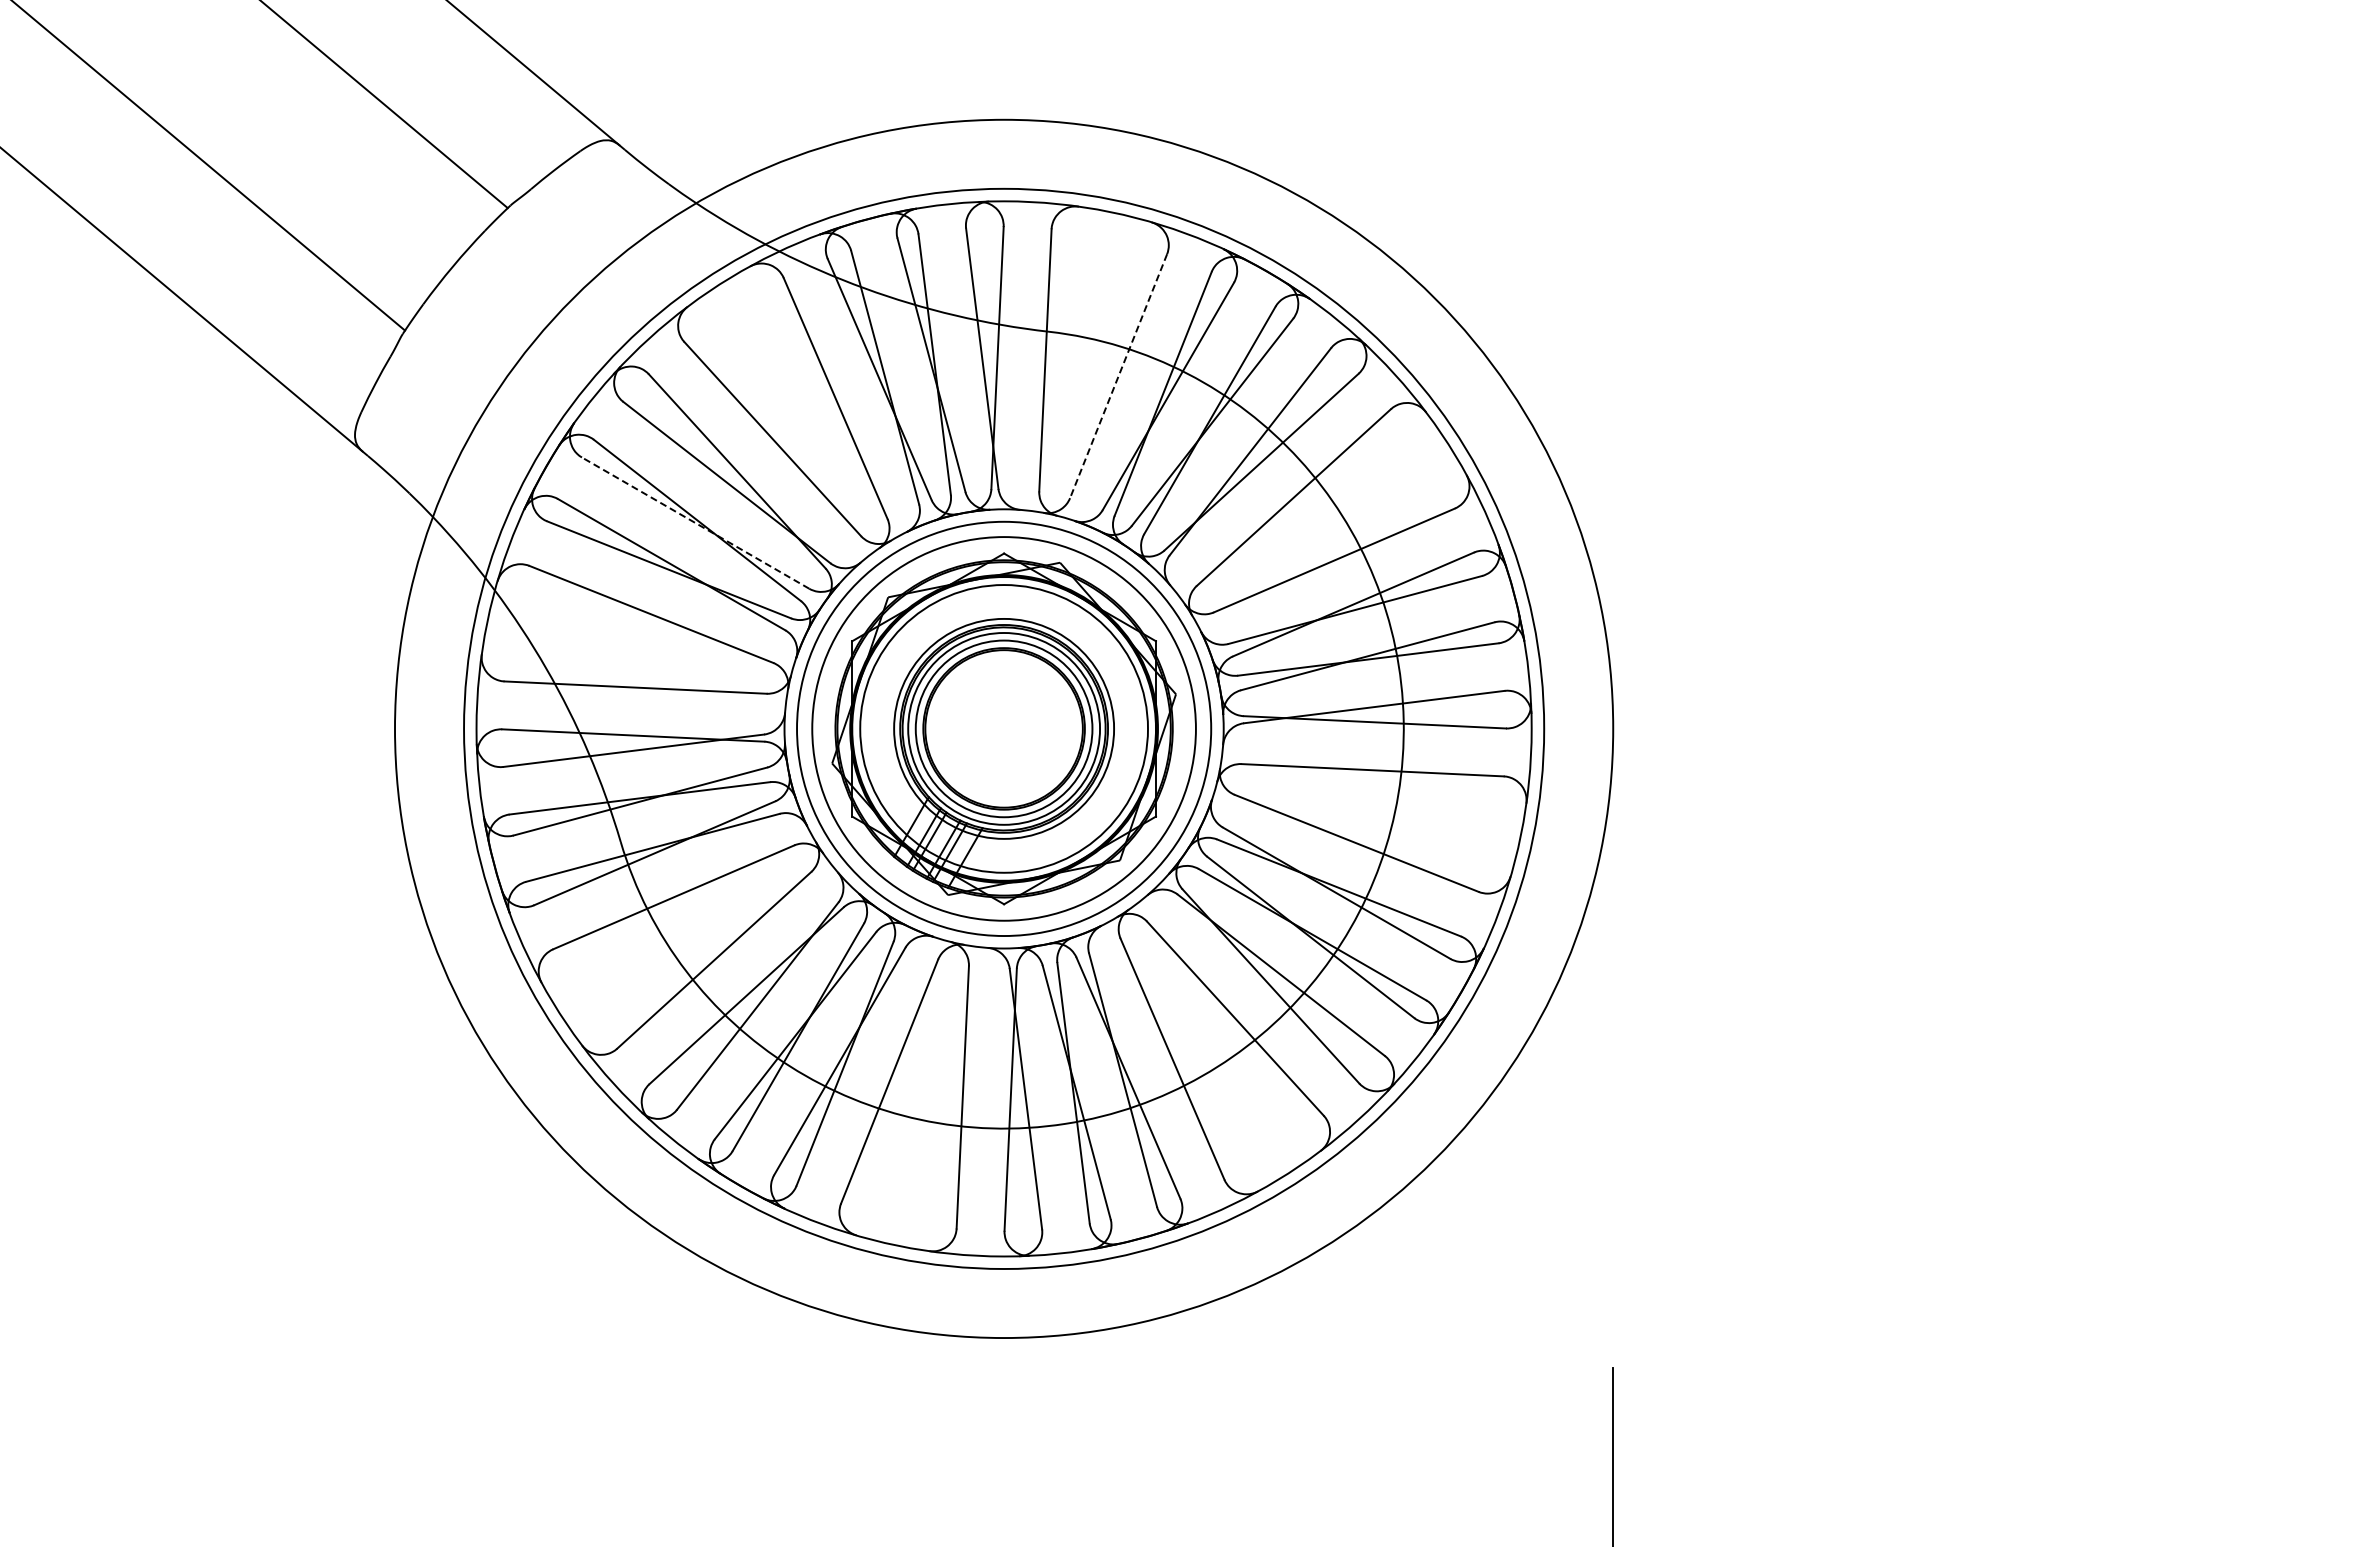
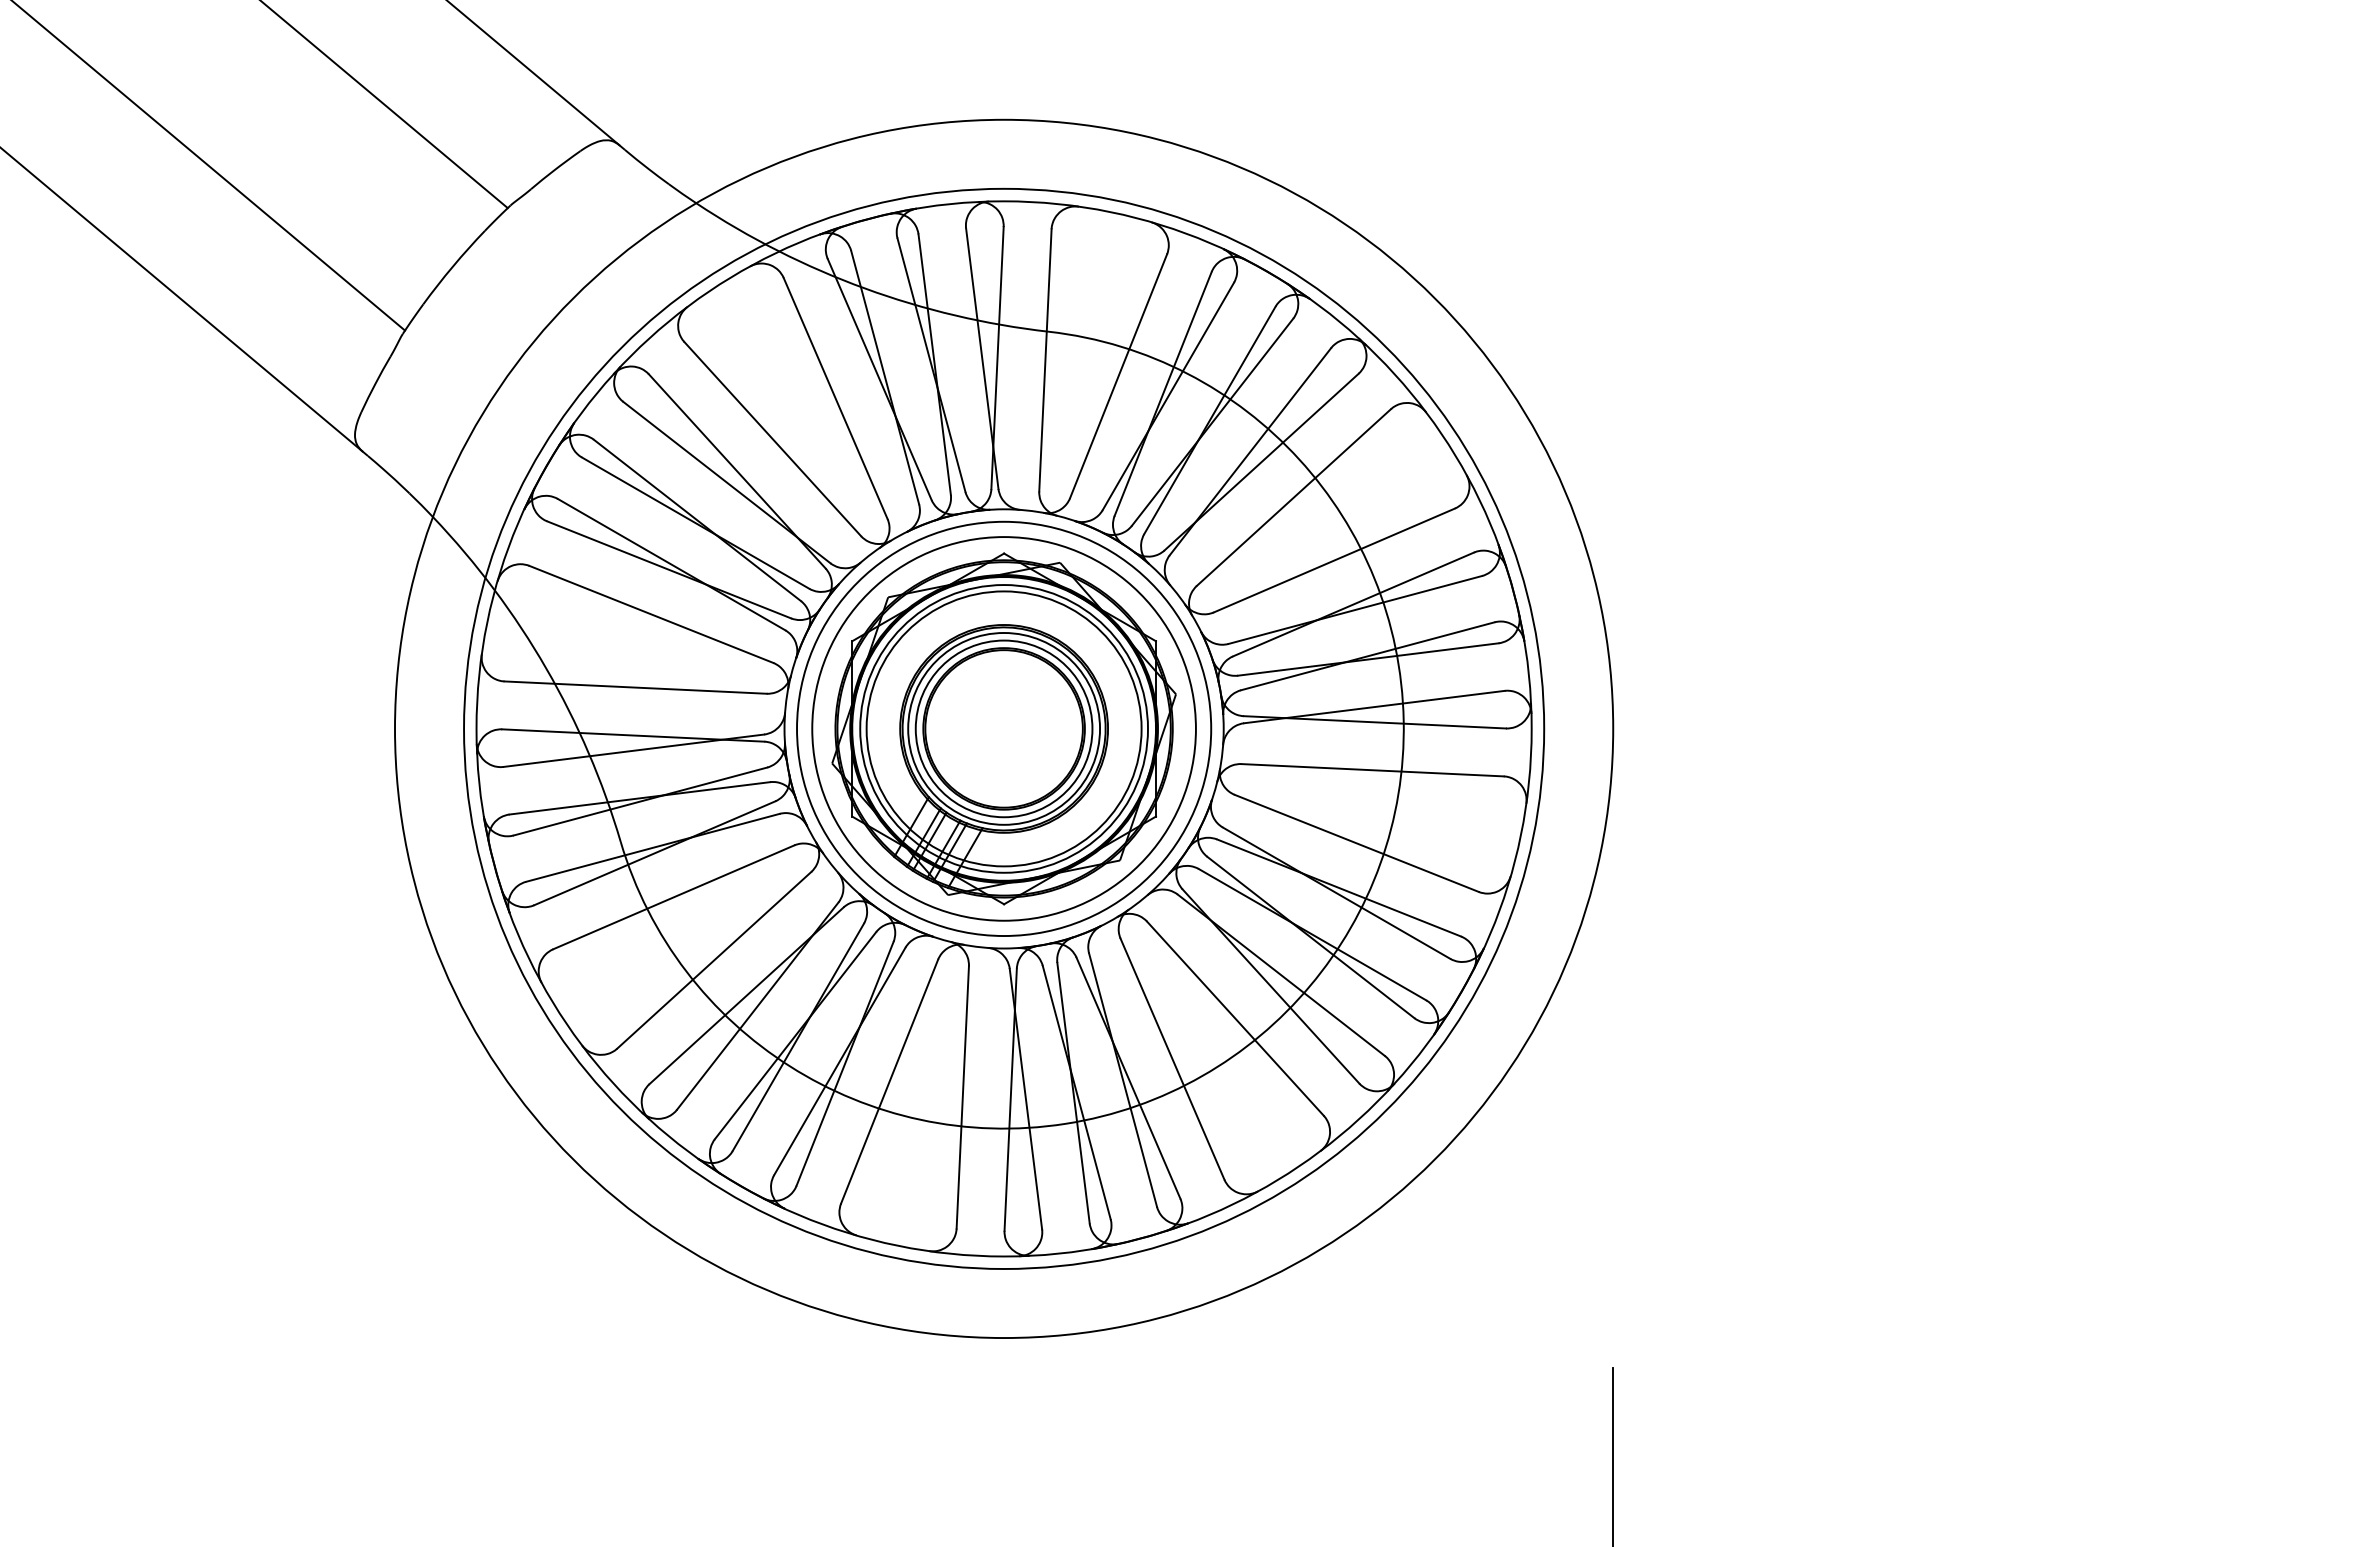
line: dashed -> solid (1118, 376)
line: dashed -> solid (695, 522)
circle diameter: 220 px -> 275 px (1003, 728)
